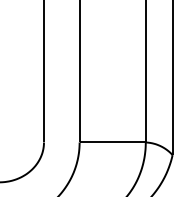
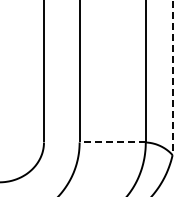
line: solid -> dashed (172, 78)
line: solid -> dashed (112, 142)
